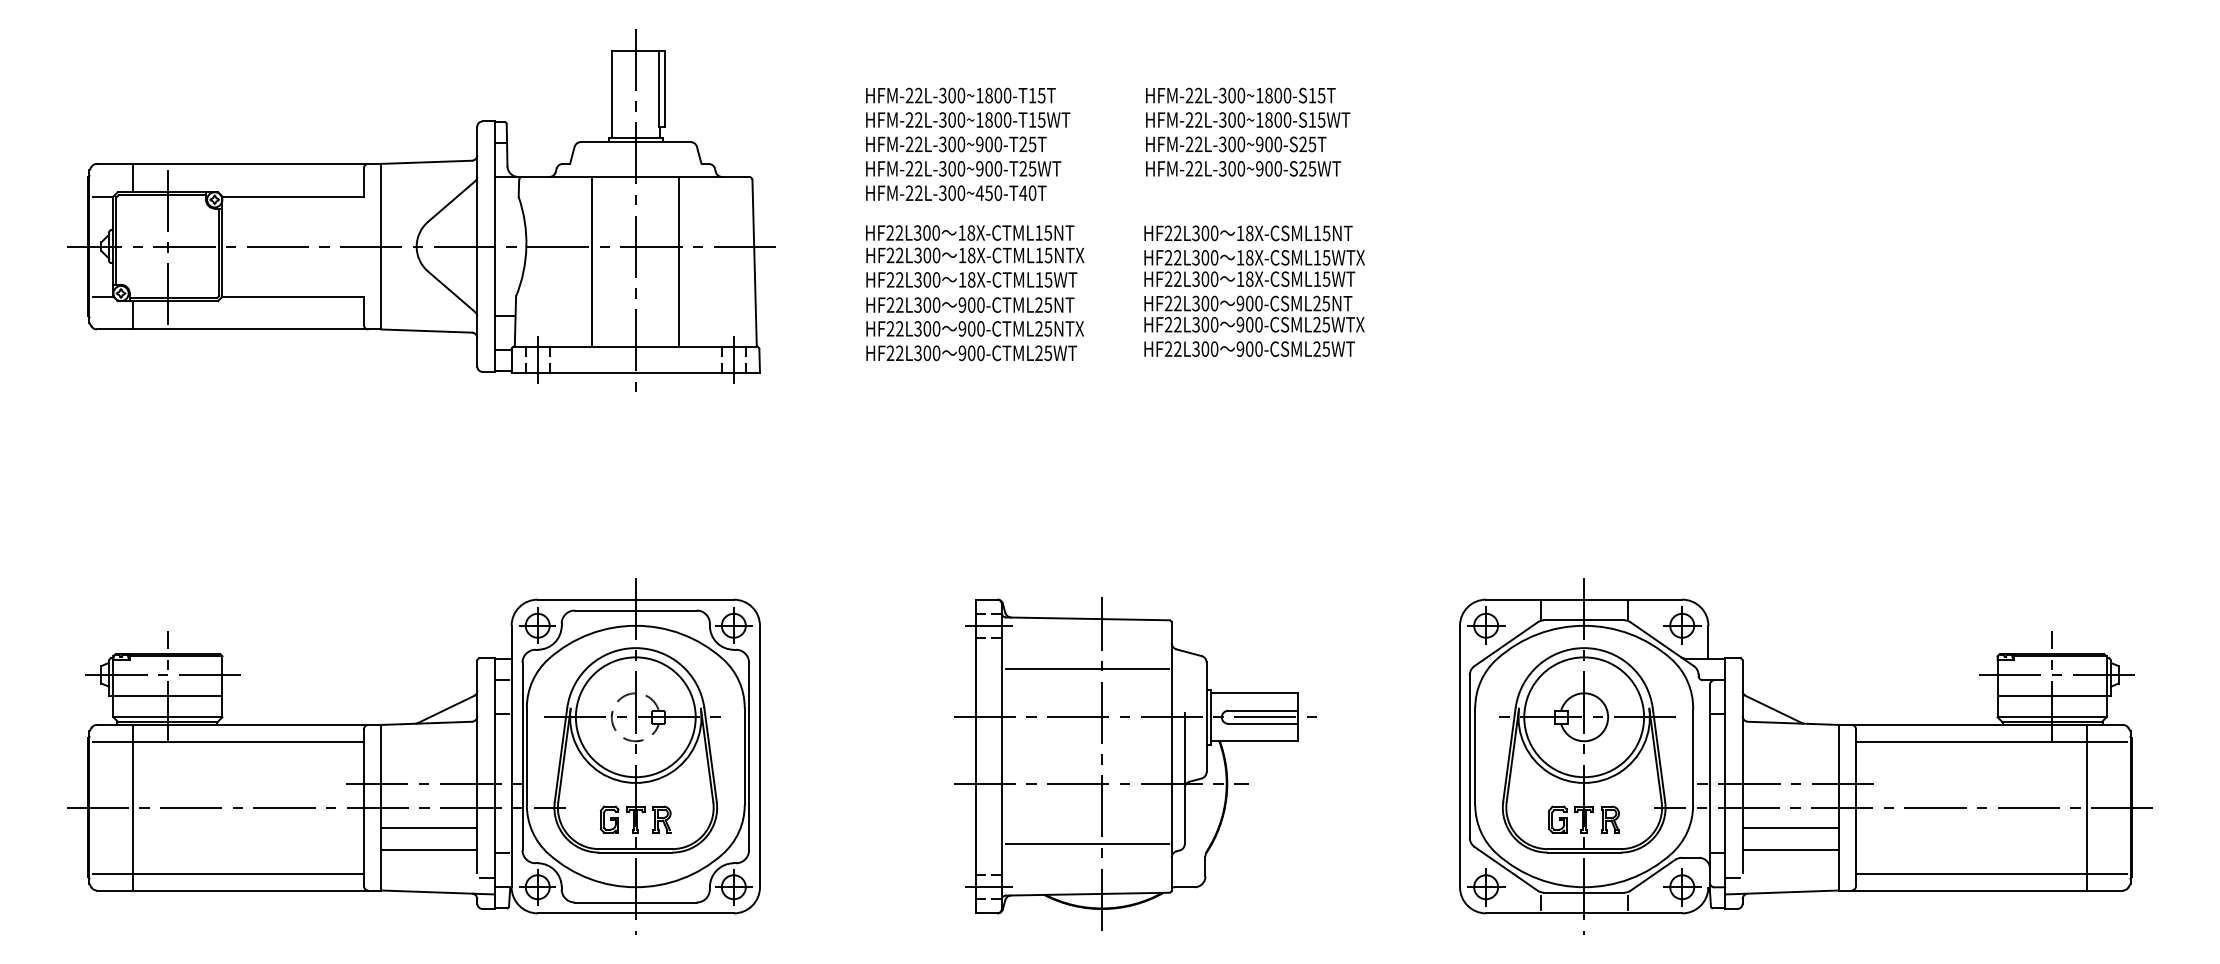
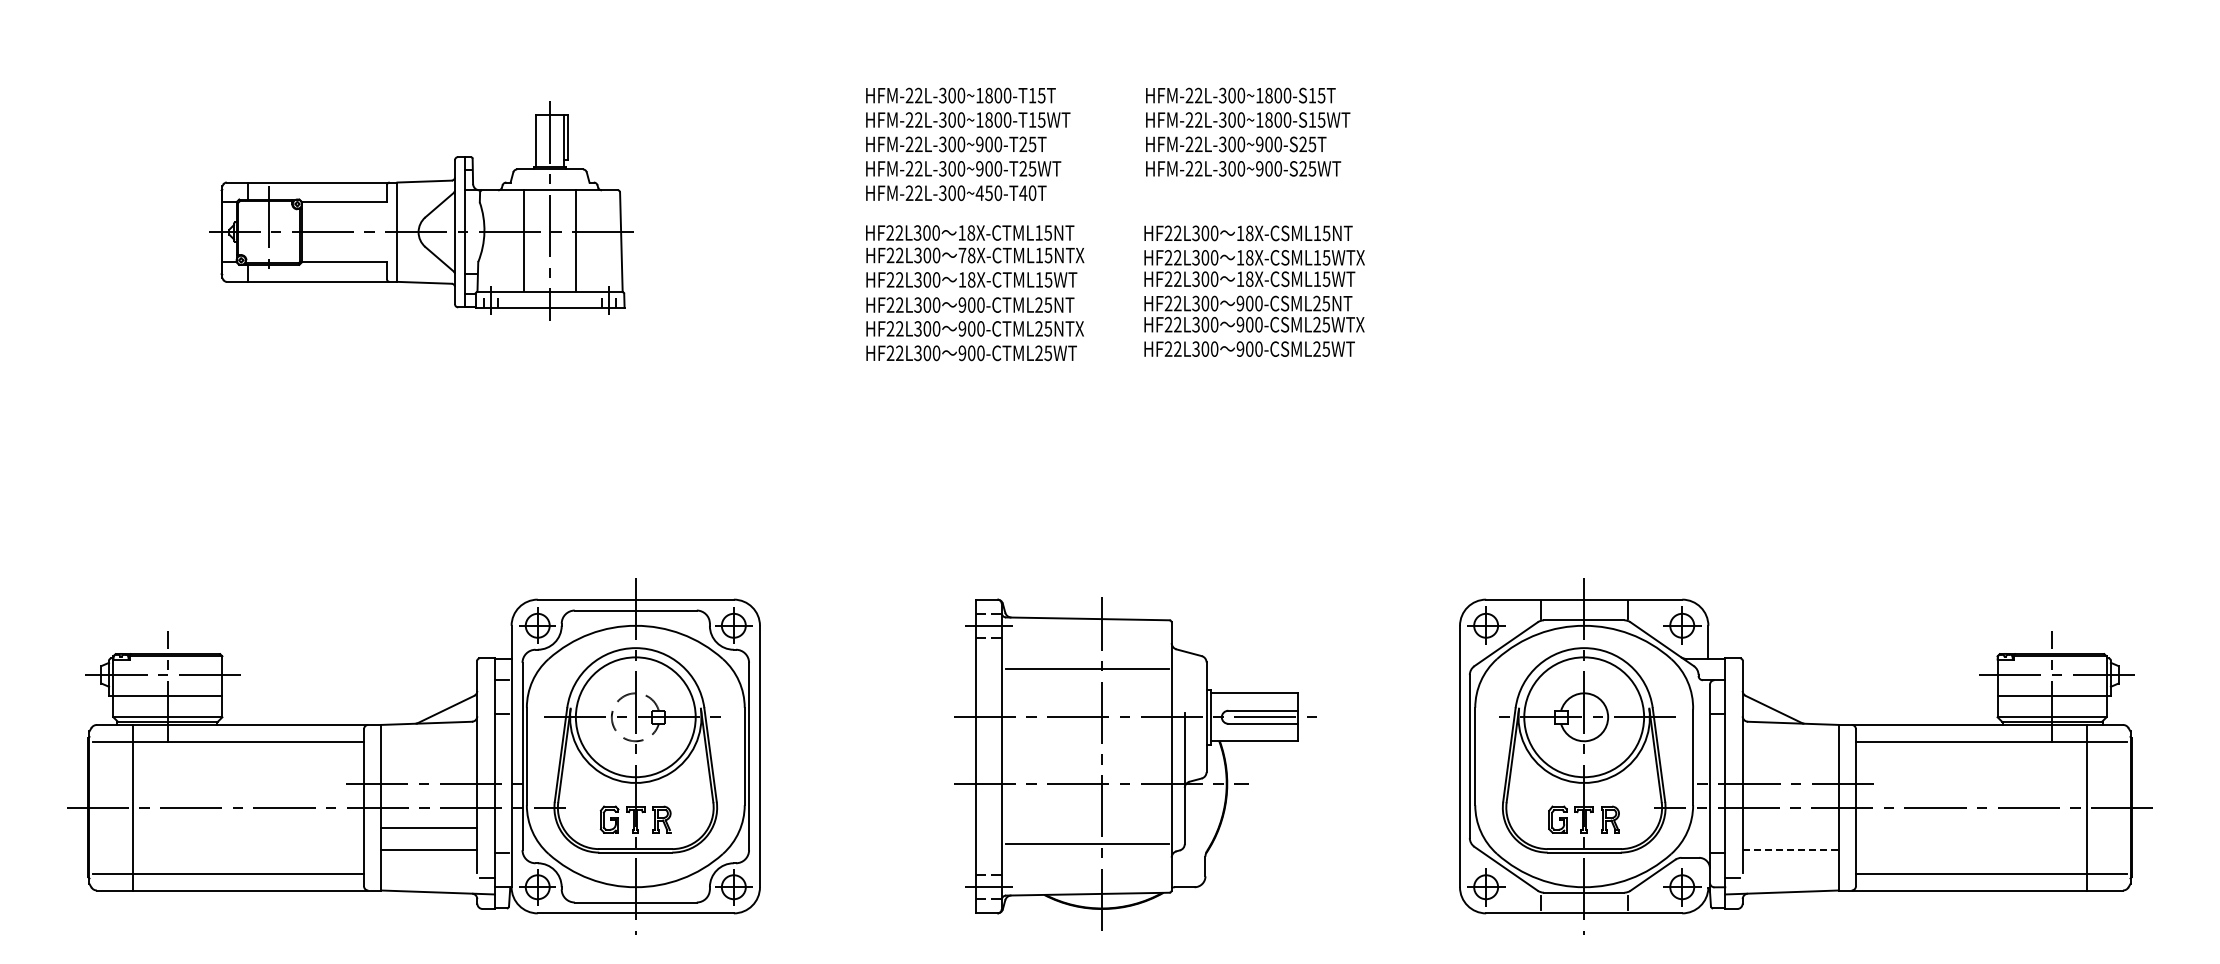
part size: 709x363 px -> 425x220 px (421, 210)
text: 18X-CTML15NTX -> 78X-CTML15NTX (962, 255)
line: present -> none (1790, 828)
line: solid -> dashed (1790, 850)
